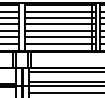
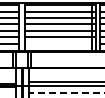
line: present -> none (59, 44)
line: present -> none (64, 71)
line: solid -> dashed (66, 92)
